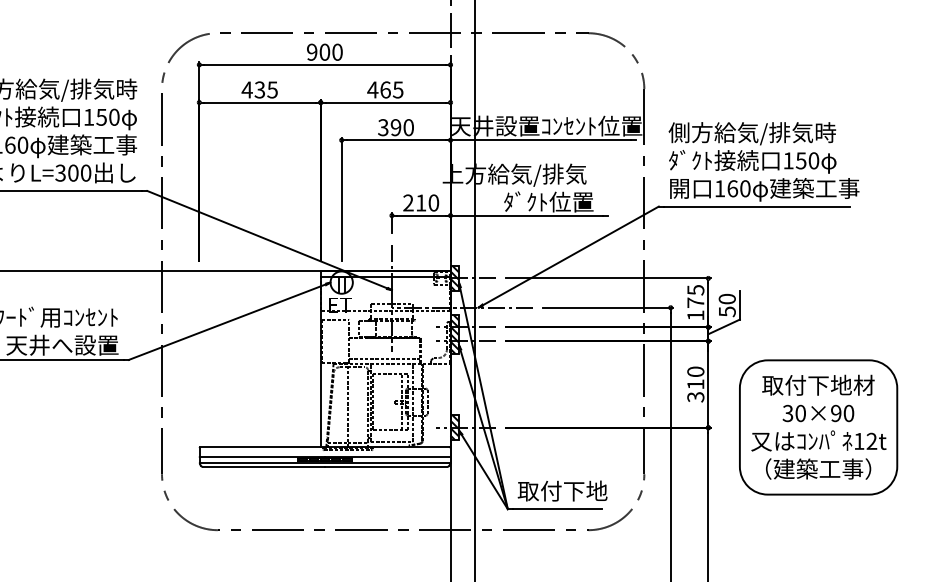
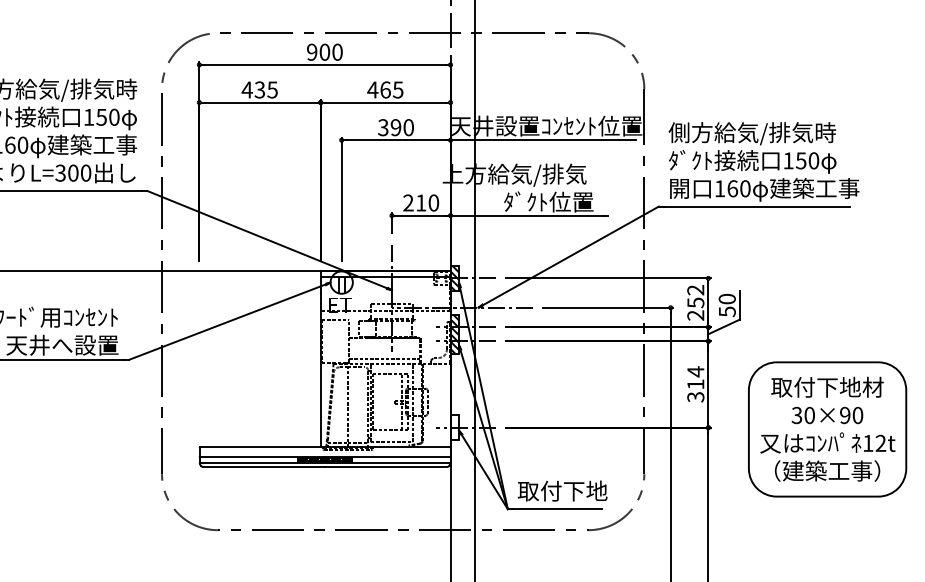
text: 175 -> 252 (695, 302)
text: 310 -> 314 (695, 371)
hatch: present -> none (454, 427)
part position: (818, 427) -> (827, 429) (827, 429)
